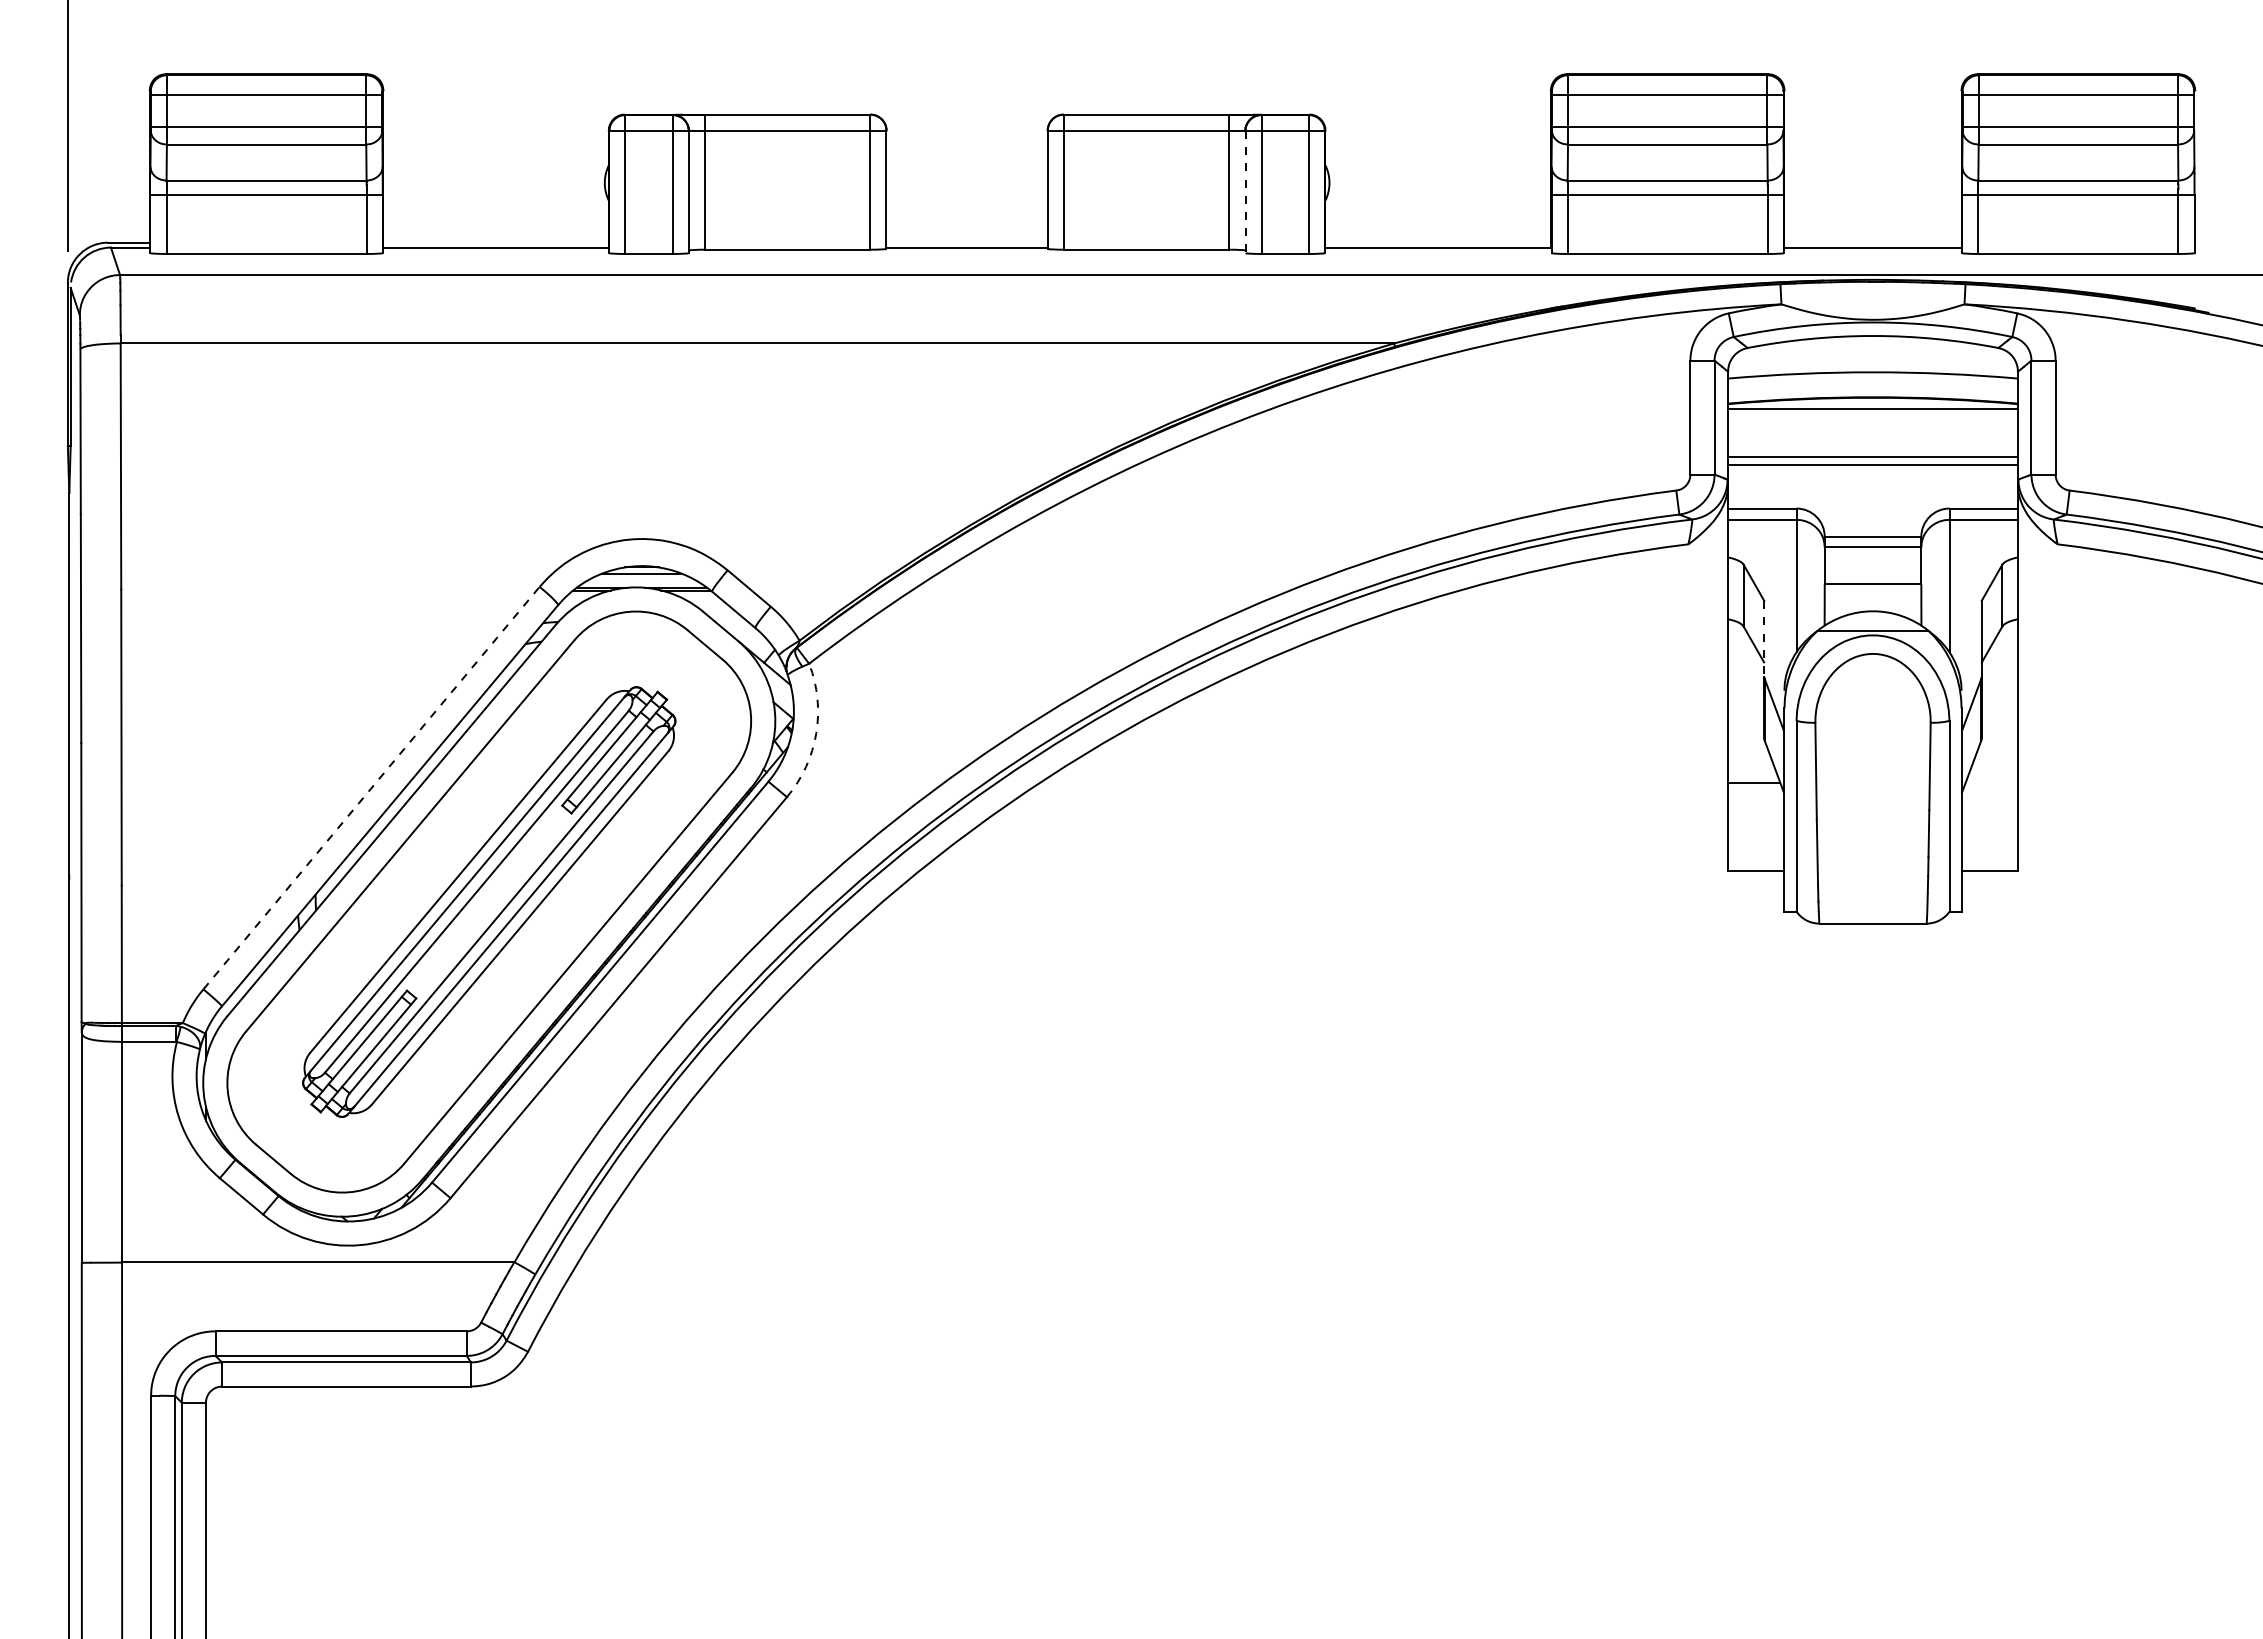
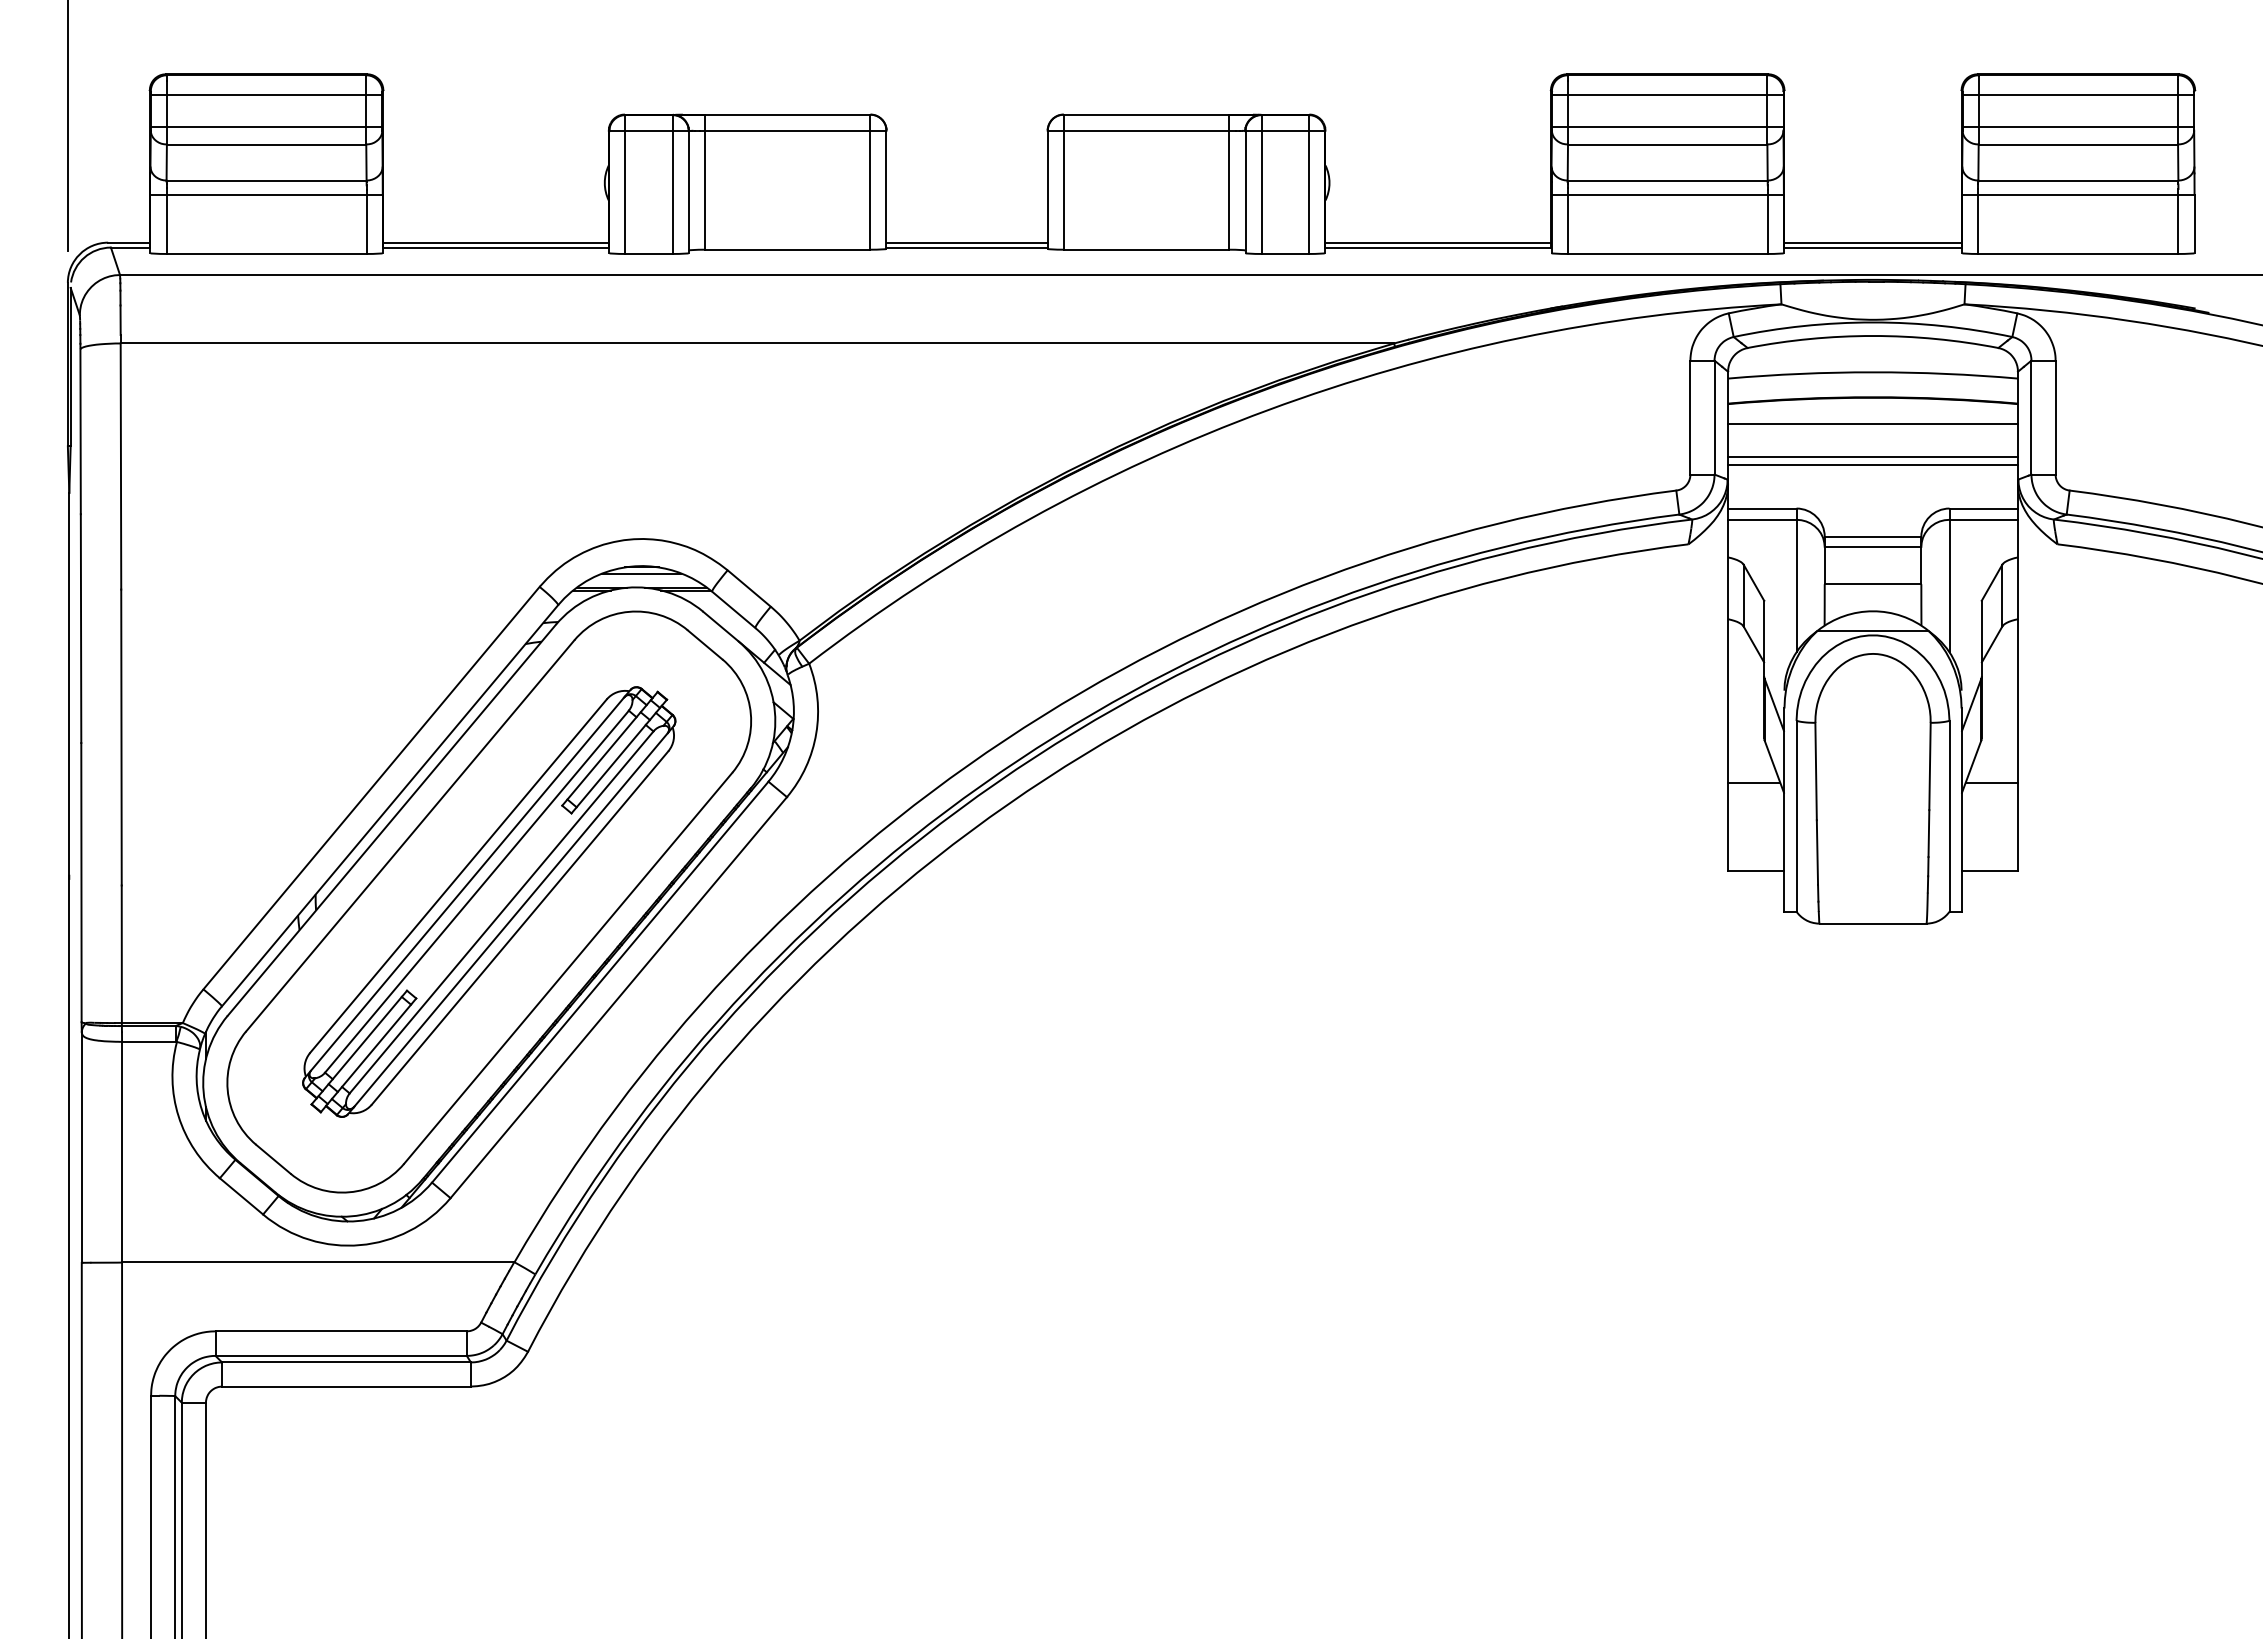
line: dashed -> solid (1245, 192)
line: none -> present (495, 242)
line: none -> present (966, 242)
line: none -> present (1437, 242)
line: none -> present (1872, 242)
line position: (1872, 408) -> (1872, 423) (1872, 423)
line: dashed -> solid (1764, 638)
arc: dashed -> solid (816, 733)
line: none -> present (1991, 782)
line: dashed -> solid (371, 787)
